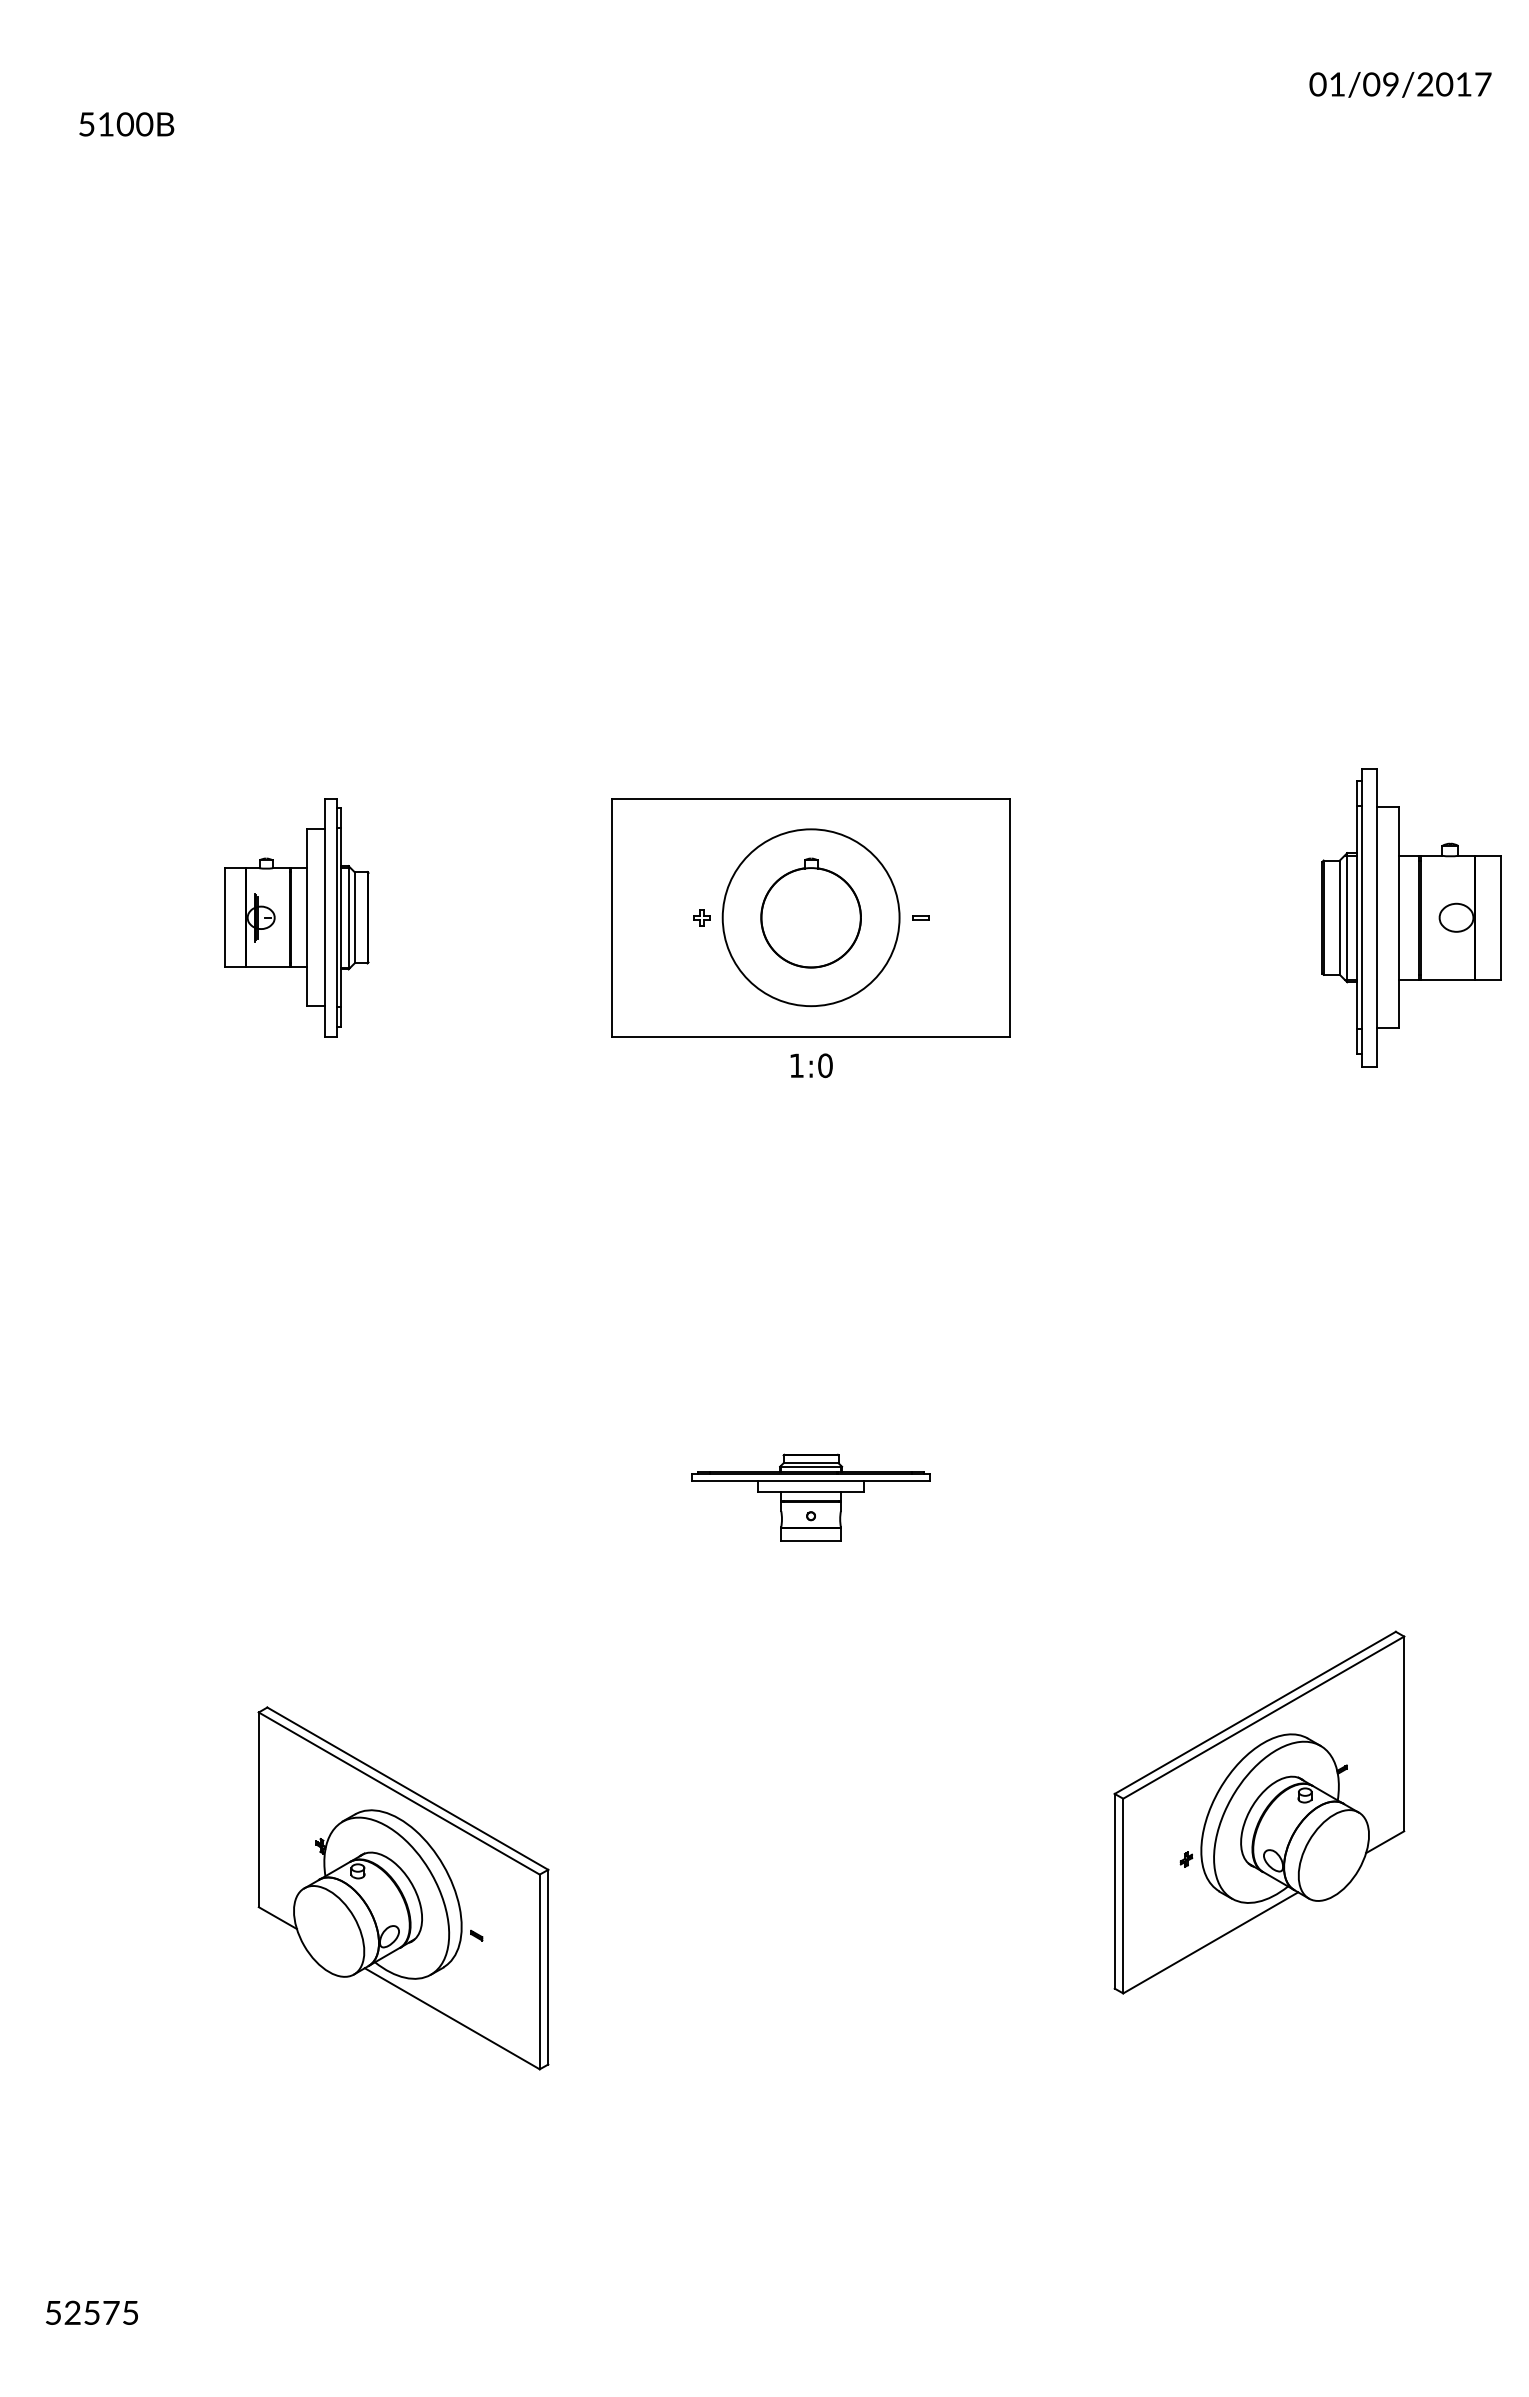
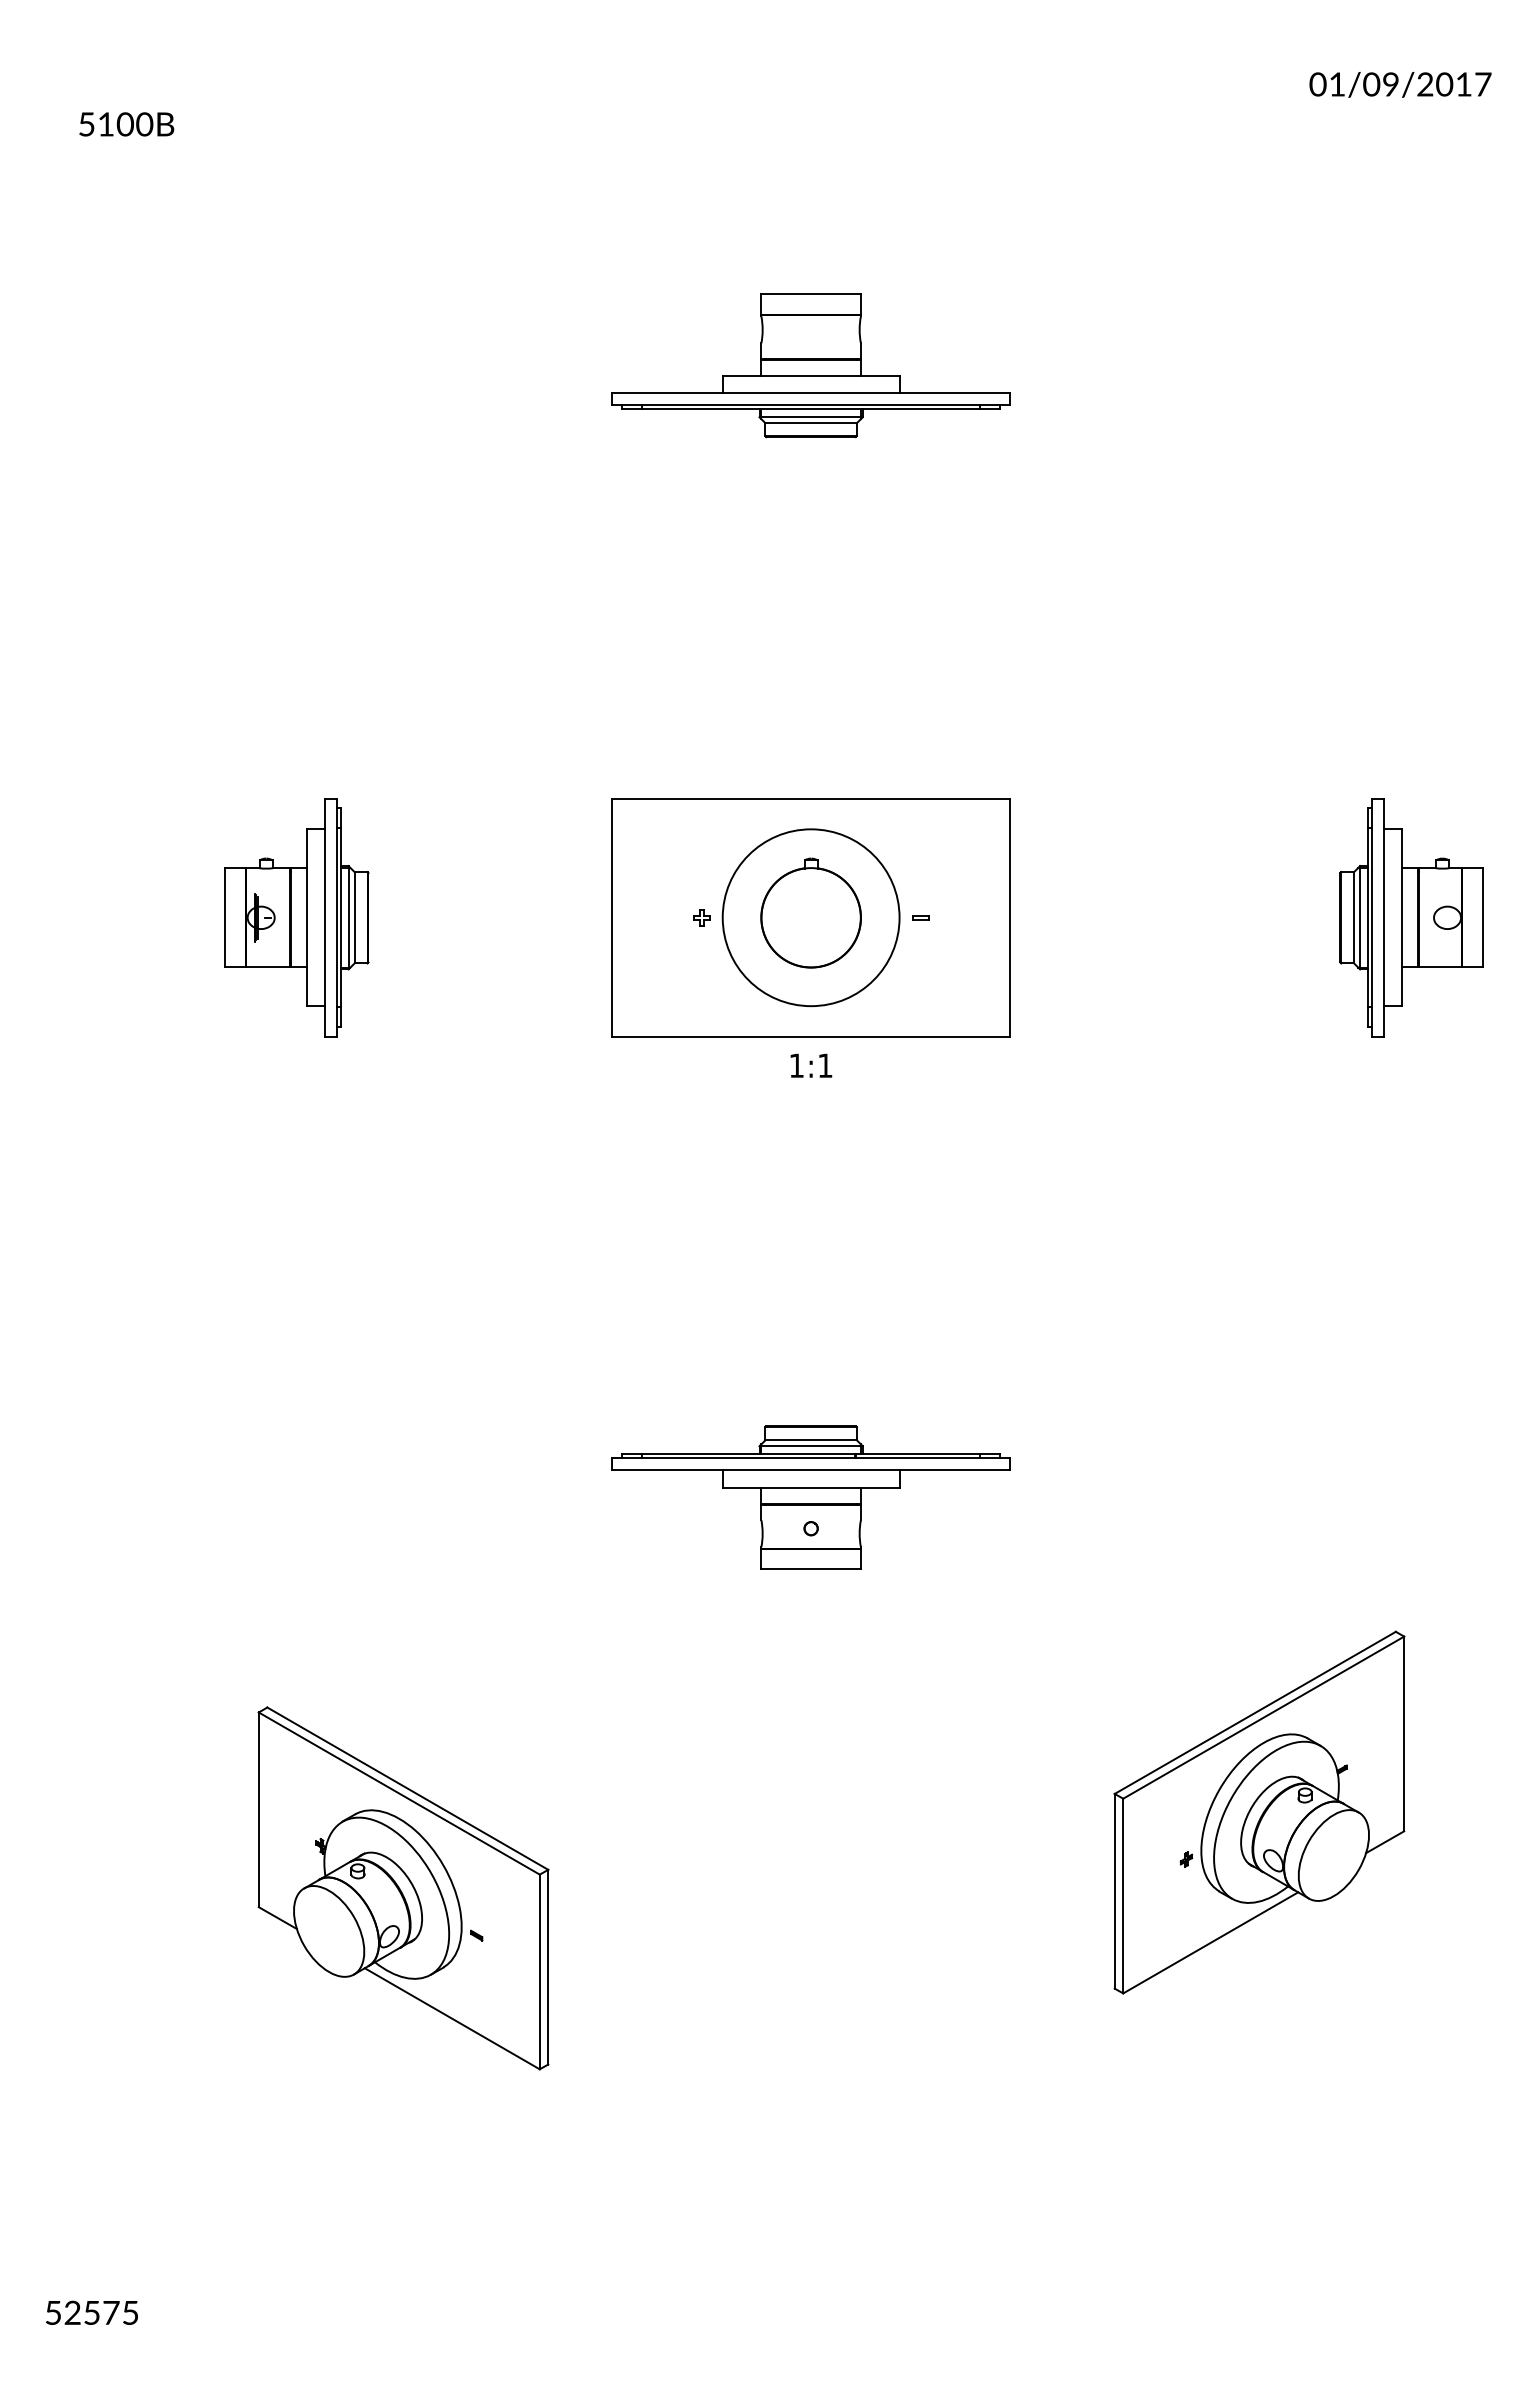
part: none -> present (810, 365)
part size: 181x300 px -> 145x240 px (1411, 917)
text: 1:0 -> 1:1 (825, 1065)
part size: 240x89 px -> 400x145 px (810, 1497)
